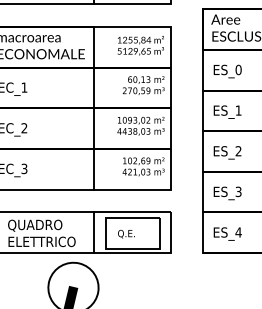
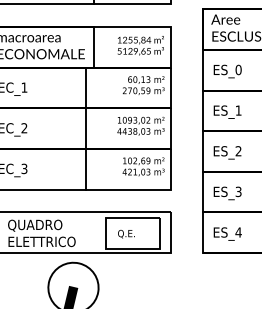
line position: (93, 128) -> (85, 128) (85, 128)
line: present -> none (93, 232)
